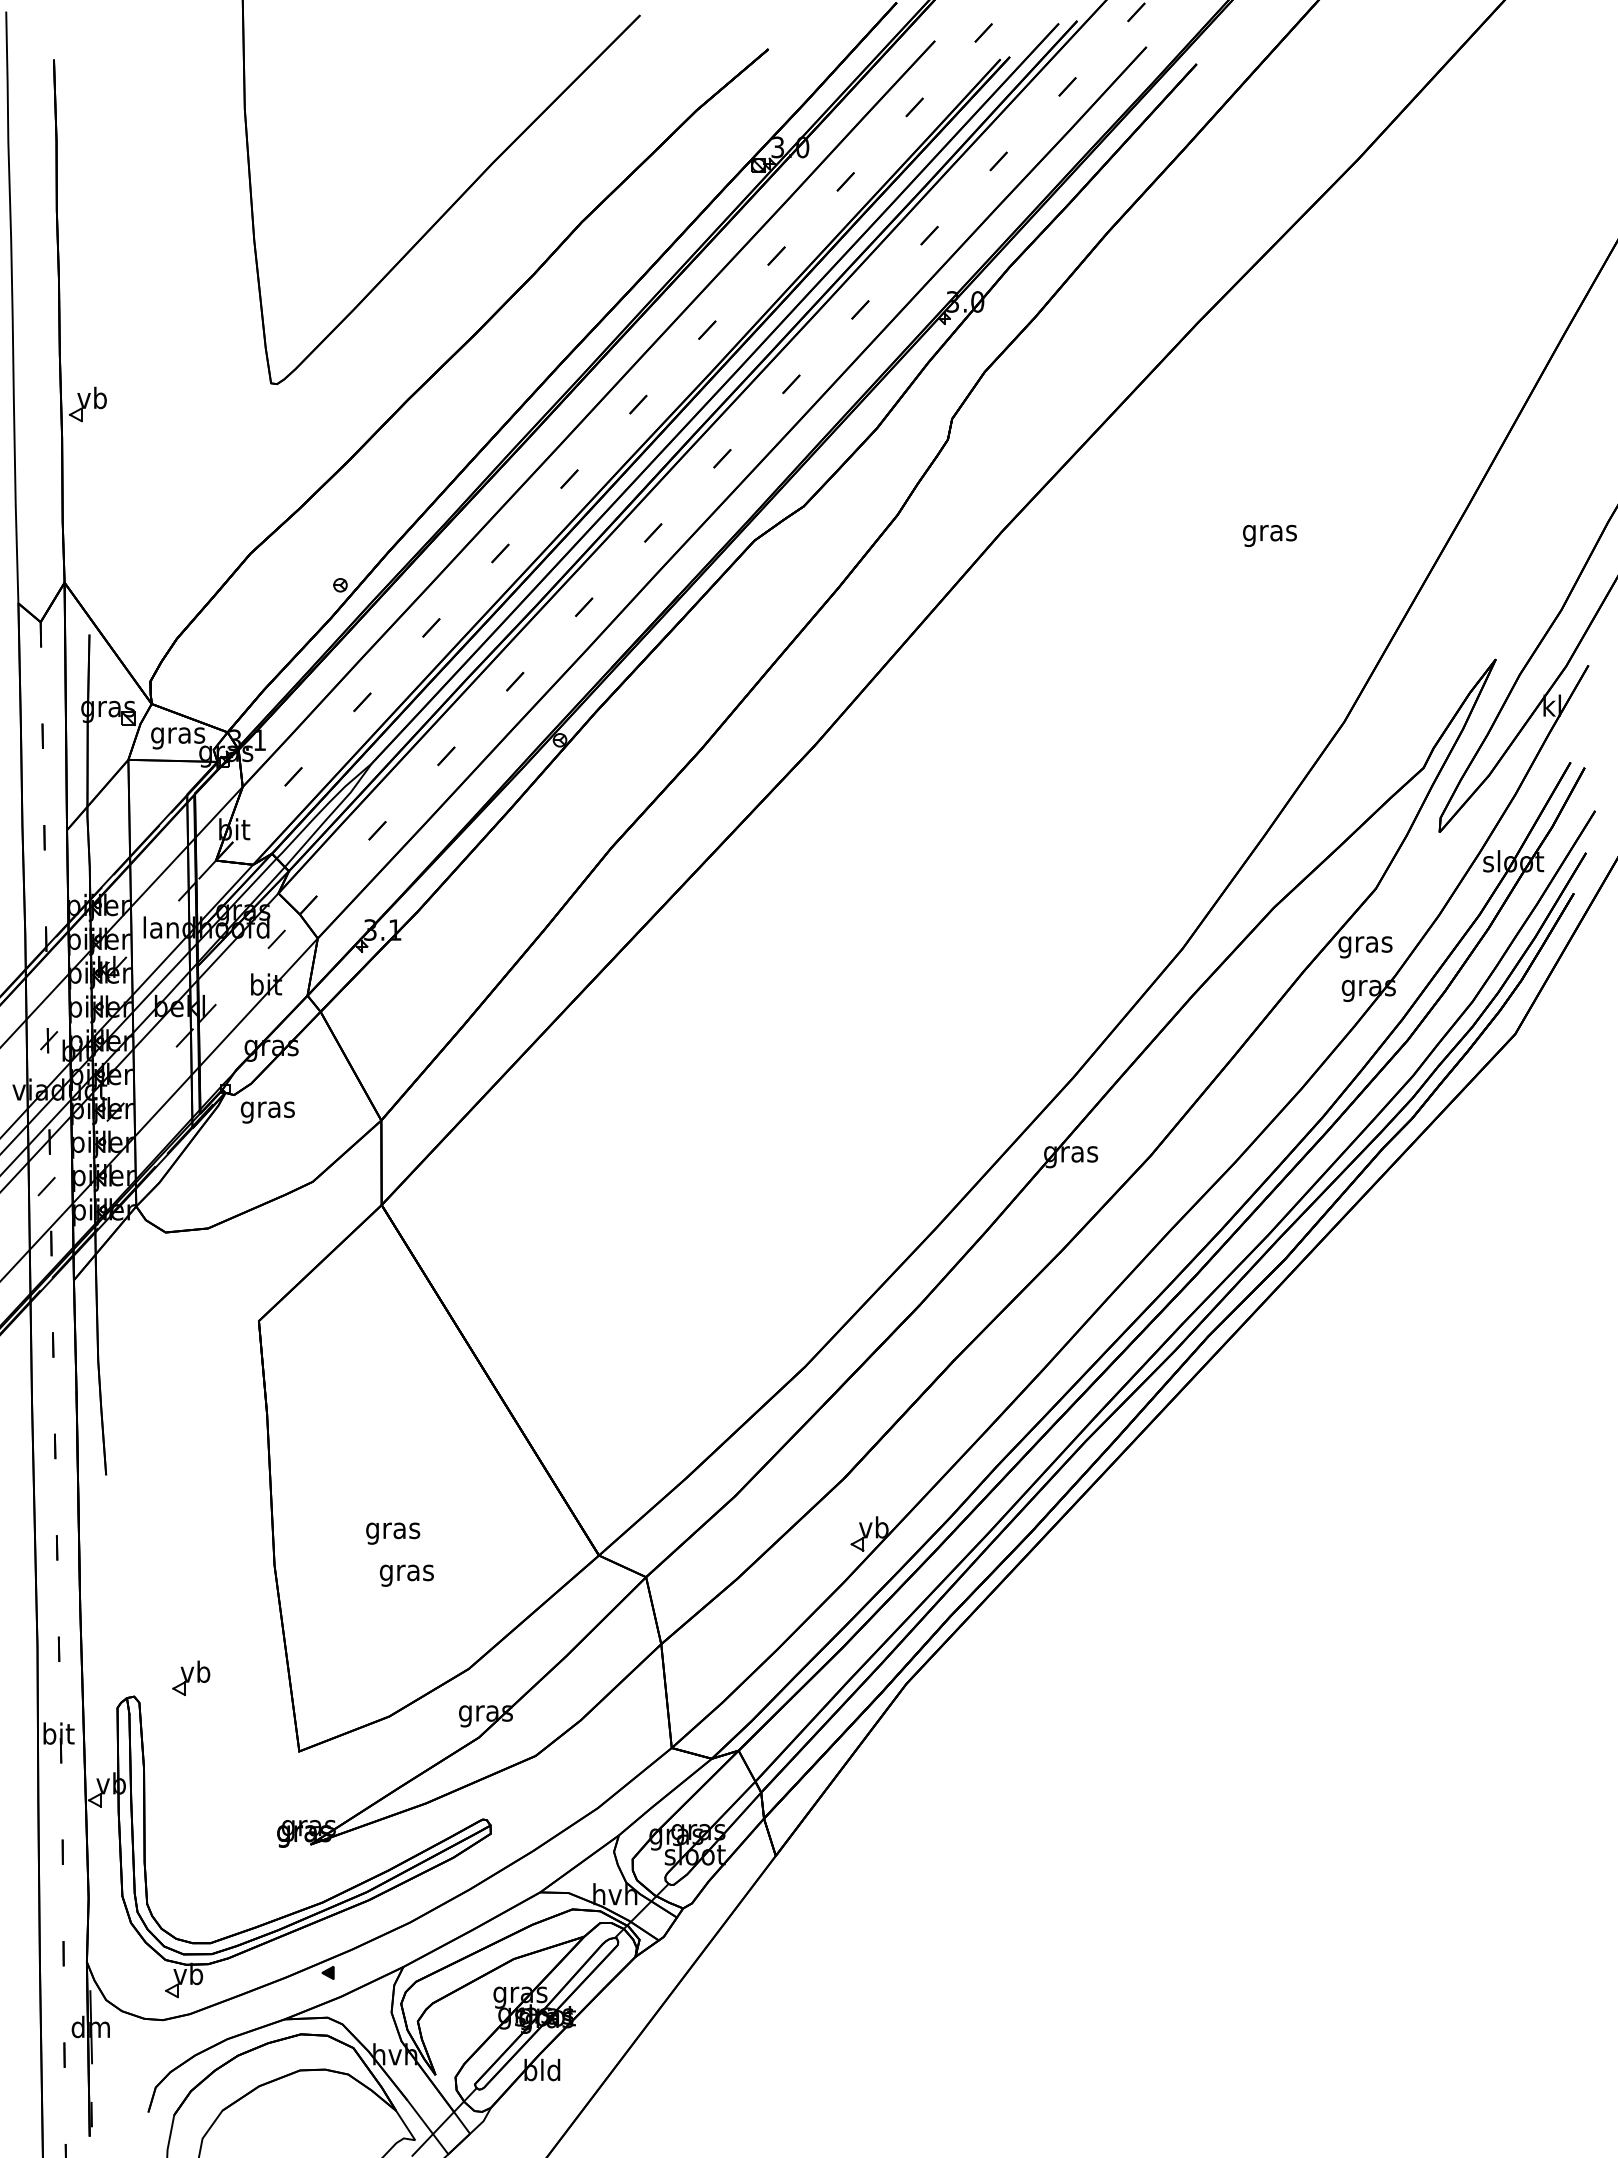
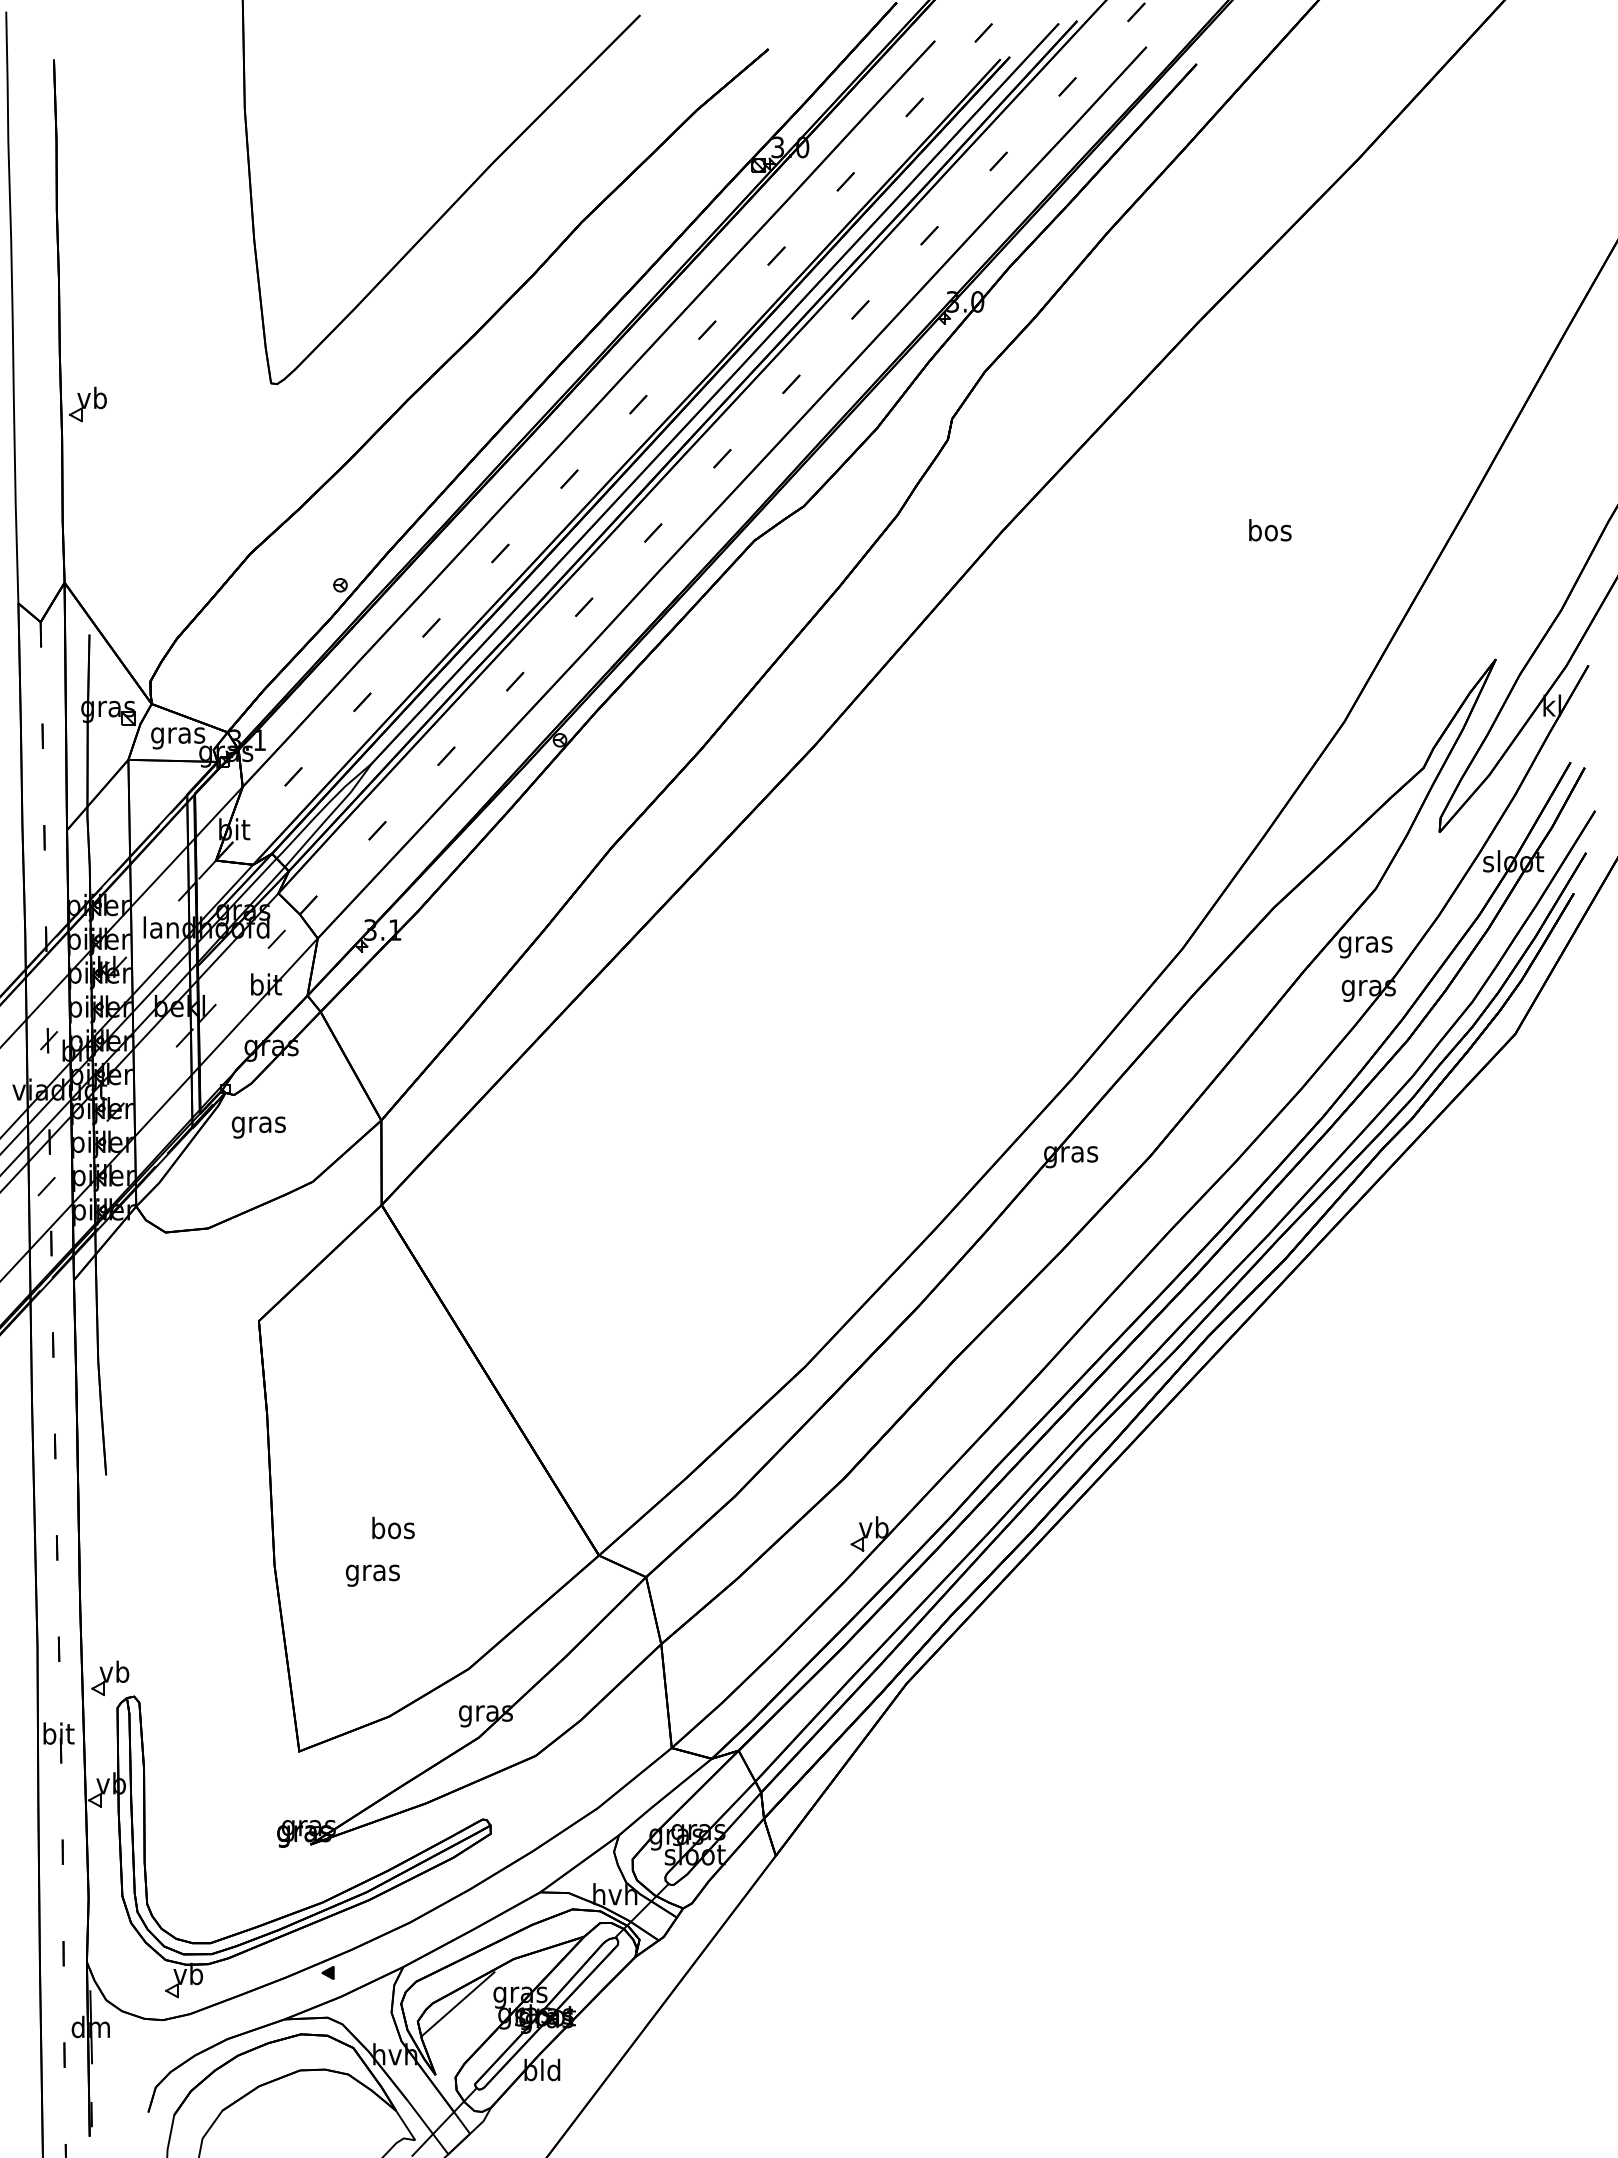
text: gras -> bos (1269, 533)
text position: (267, 1112) -> (258, 1127) (258, 1127)
text: gras -> bos (393, 1530)
text position: (406, 1575) -> (372, 1575) (372, 1575)
part position: (191, 1678) -> (110, 1678) (110, 1678)
line: none -> present (458, 2003)
